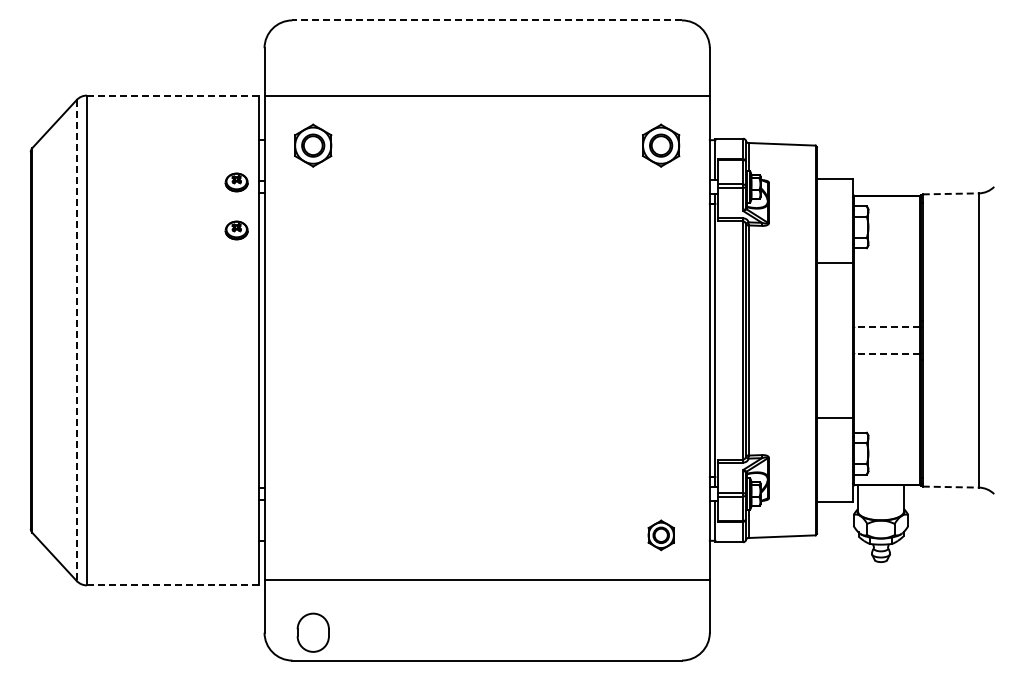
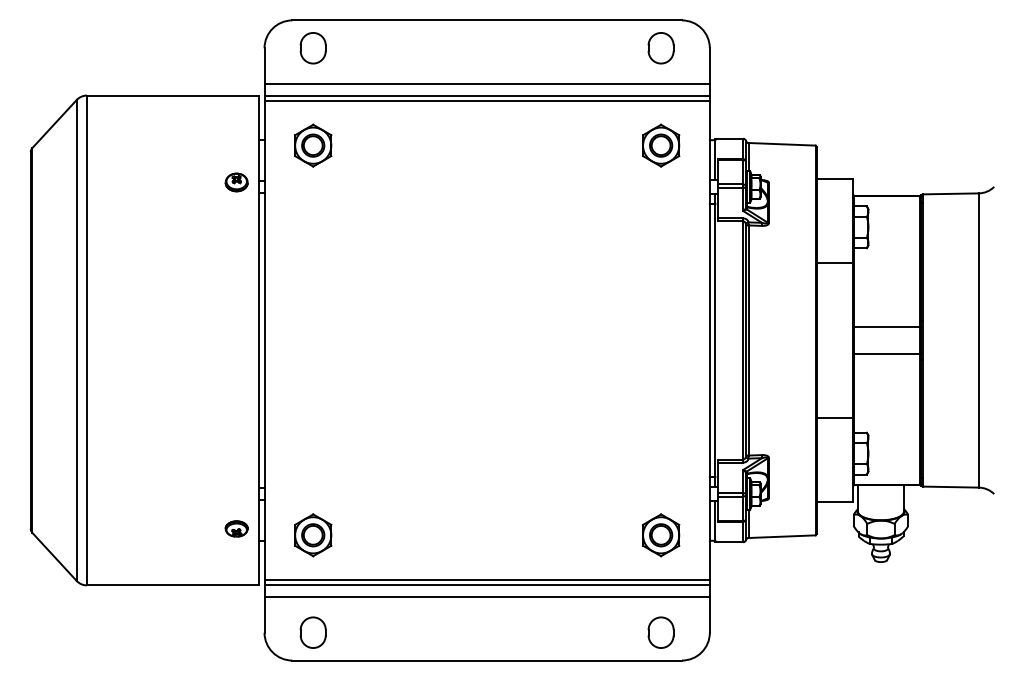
line: dashed -> solid (487, 20)
part: none -> present (312, 48)
part: none -> present (660, 48)
line: none -> present (486, 84)
line: dashed -> solid (172, 95)
line: none -> present (486, 101)
line: dashed -> solid (951, 193)
part: present -> none (236, 230)
line: dashed -> solid (887, 327)
line: dashed -> solid (76, 341)
line: dashed -> solid (887, 353)
line: dashed -> solid (951, 487)
part: none -> present (236, 528)
part: none -> present (313, 535)
part size: 28x33 px -> 39x45 px (661, 535)
line: dashed -> solid (172, 585)
line: none -> present (486, 585)
line: none -> present (486, 596)
part size: 34x41 px -> 28x33 px (312, 632)
part: none -> present (660, 632)
